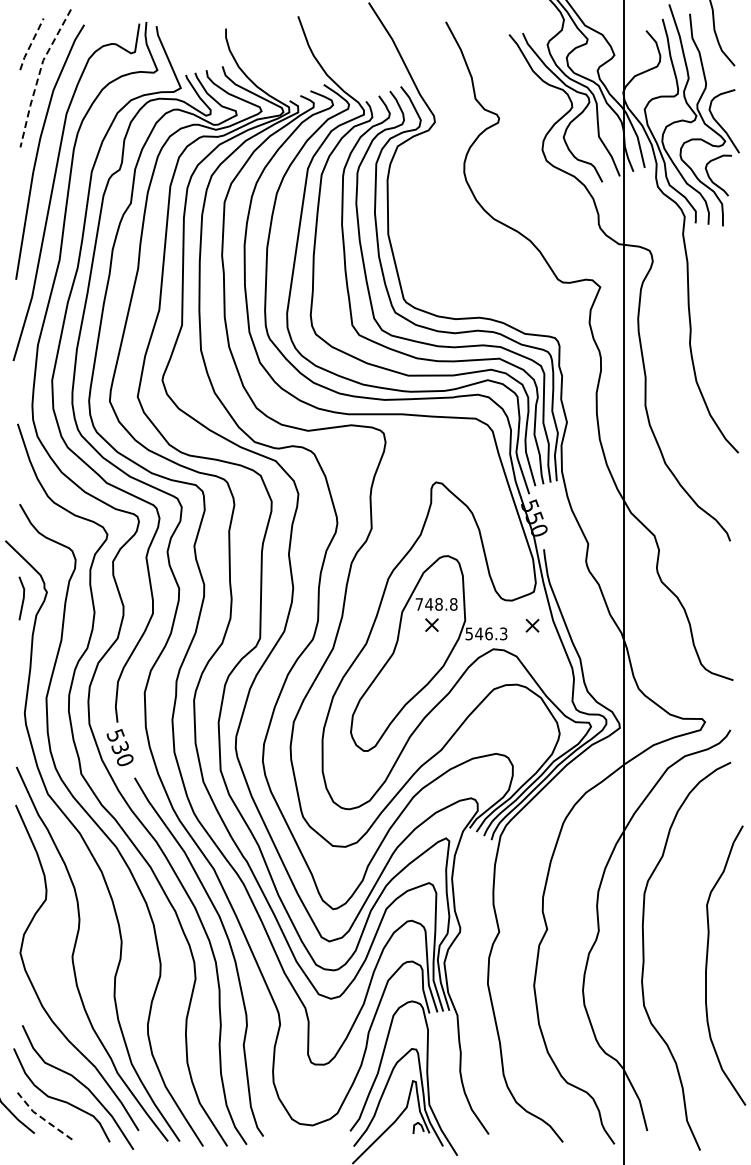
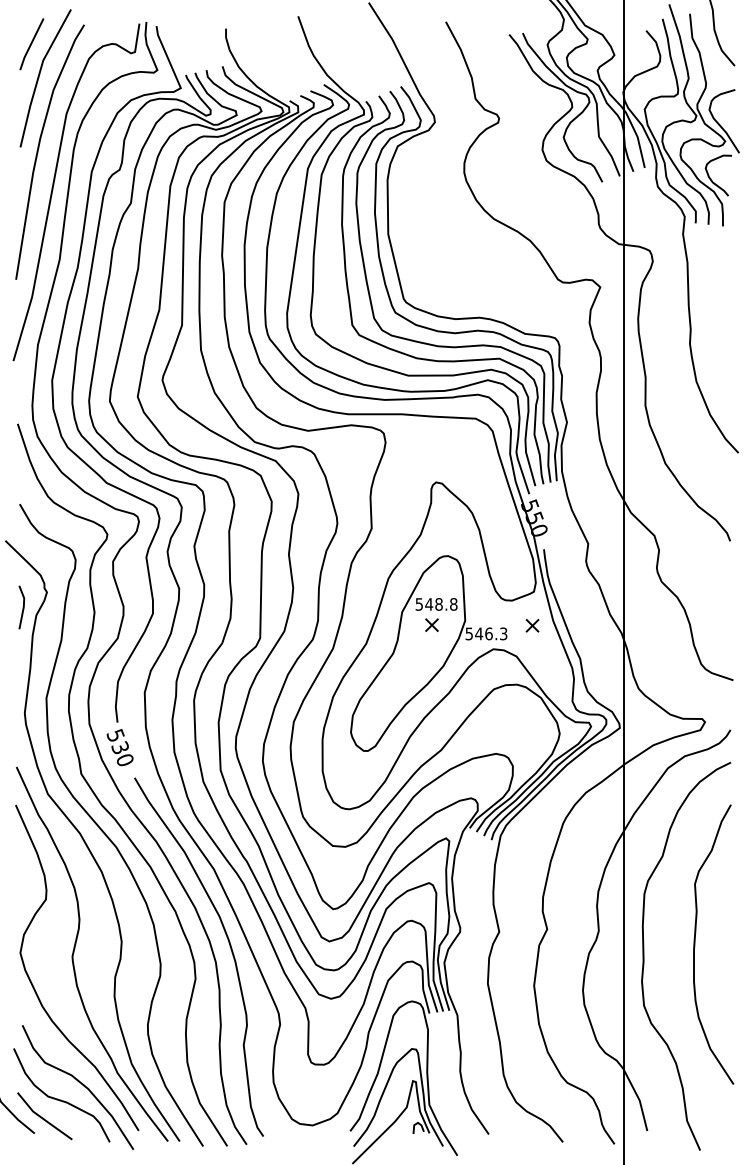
line: dashed -> solid (31, 44)
line: dashed -> solid (38, 75)
line position: (22, 598) -> (22, 607) (22, 607)
text: 748.8 -> 548.8 (418, 604)
curve position: (707, 965) -> (695, 944) (695, 944)
line: dashed -> solid (42, 1118)
